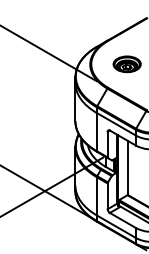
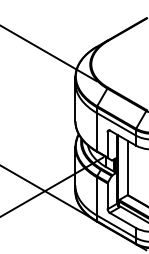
part: present -> none (126, 64)
